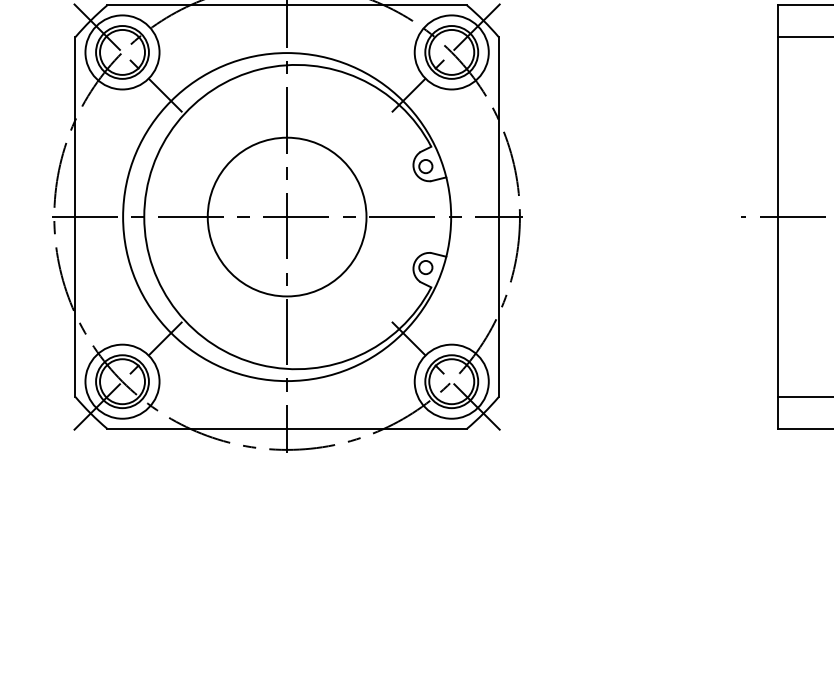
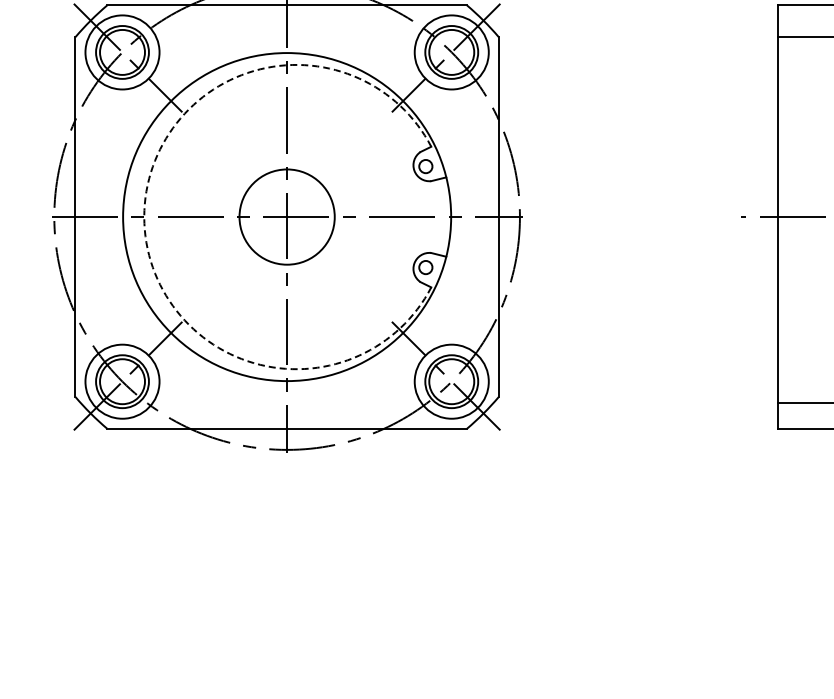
circle diameter: 159 px -> 95 px (286, 216)
arc: solid -> dashed (144, 217)
line position: (804, 397) -> (804, 403) (804, 403)
